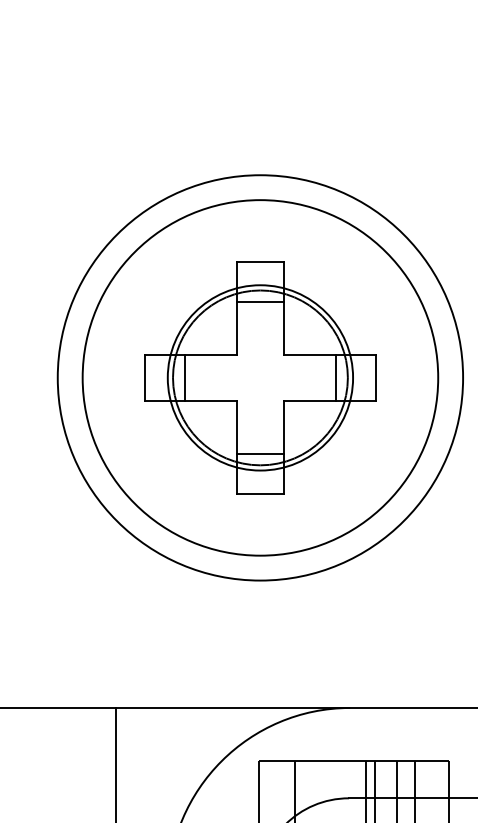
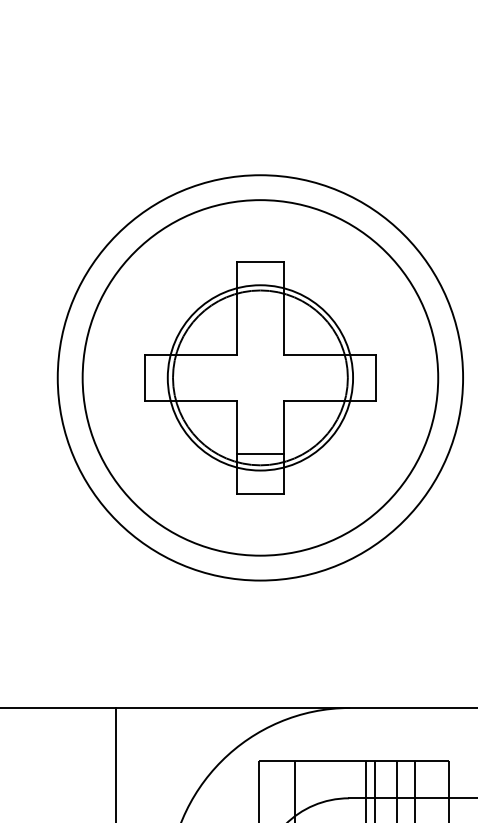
line: present -> none (260, 302)
line: present -> none (184, 377)
line: present -> none (336, 377)
